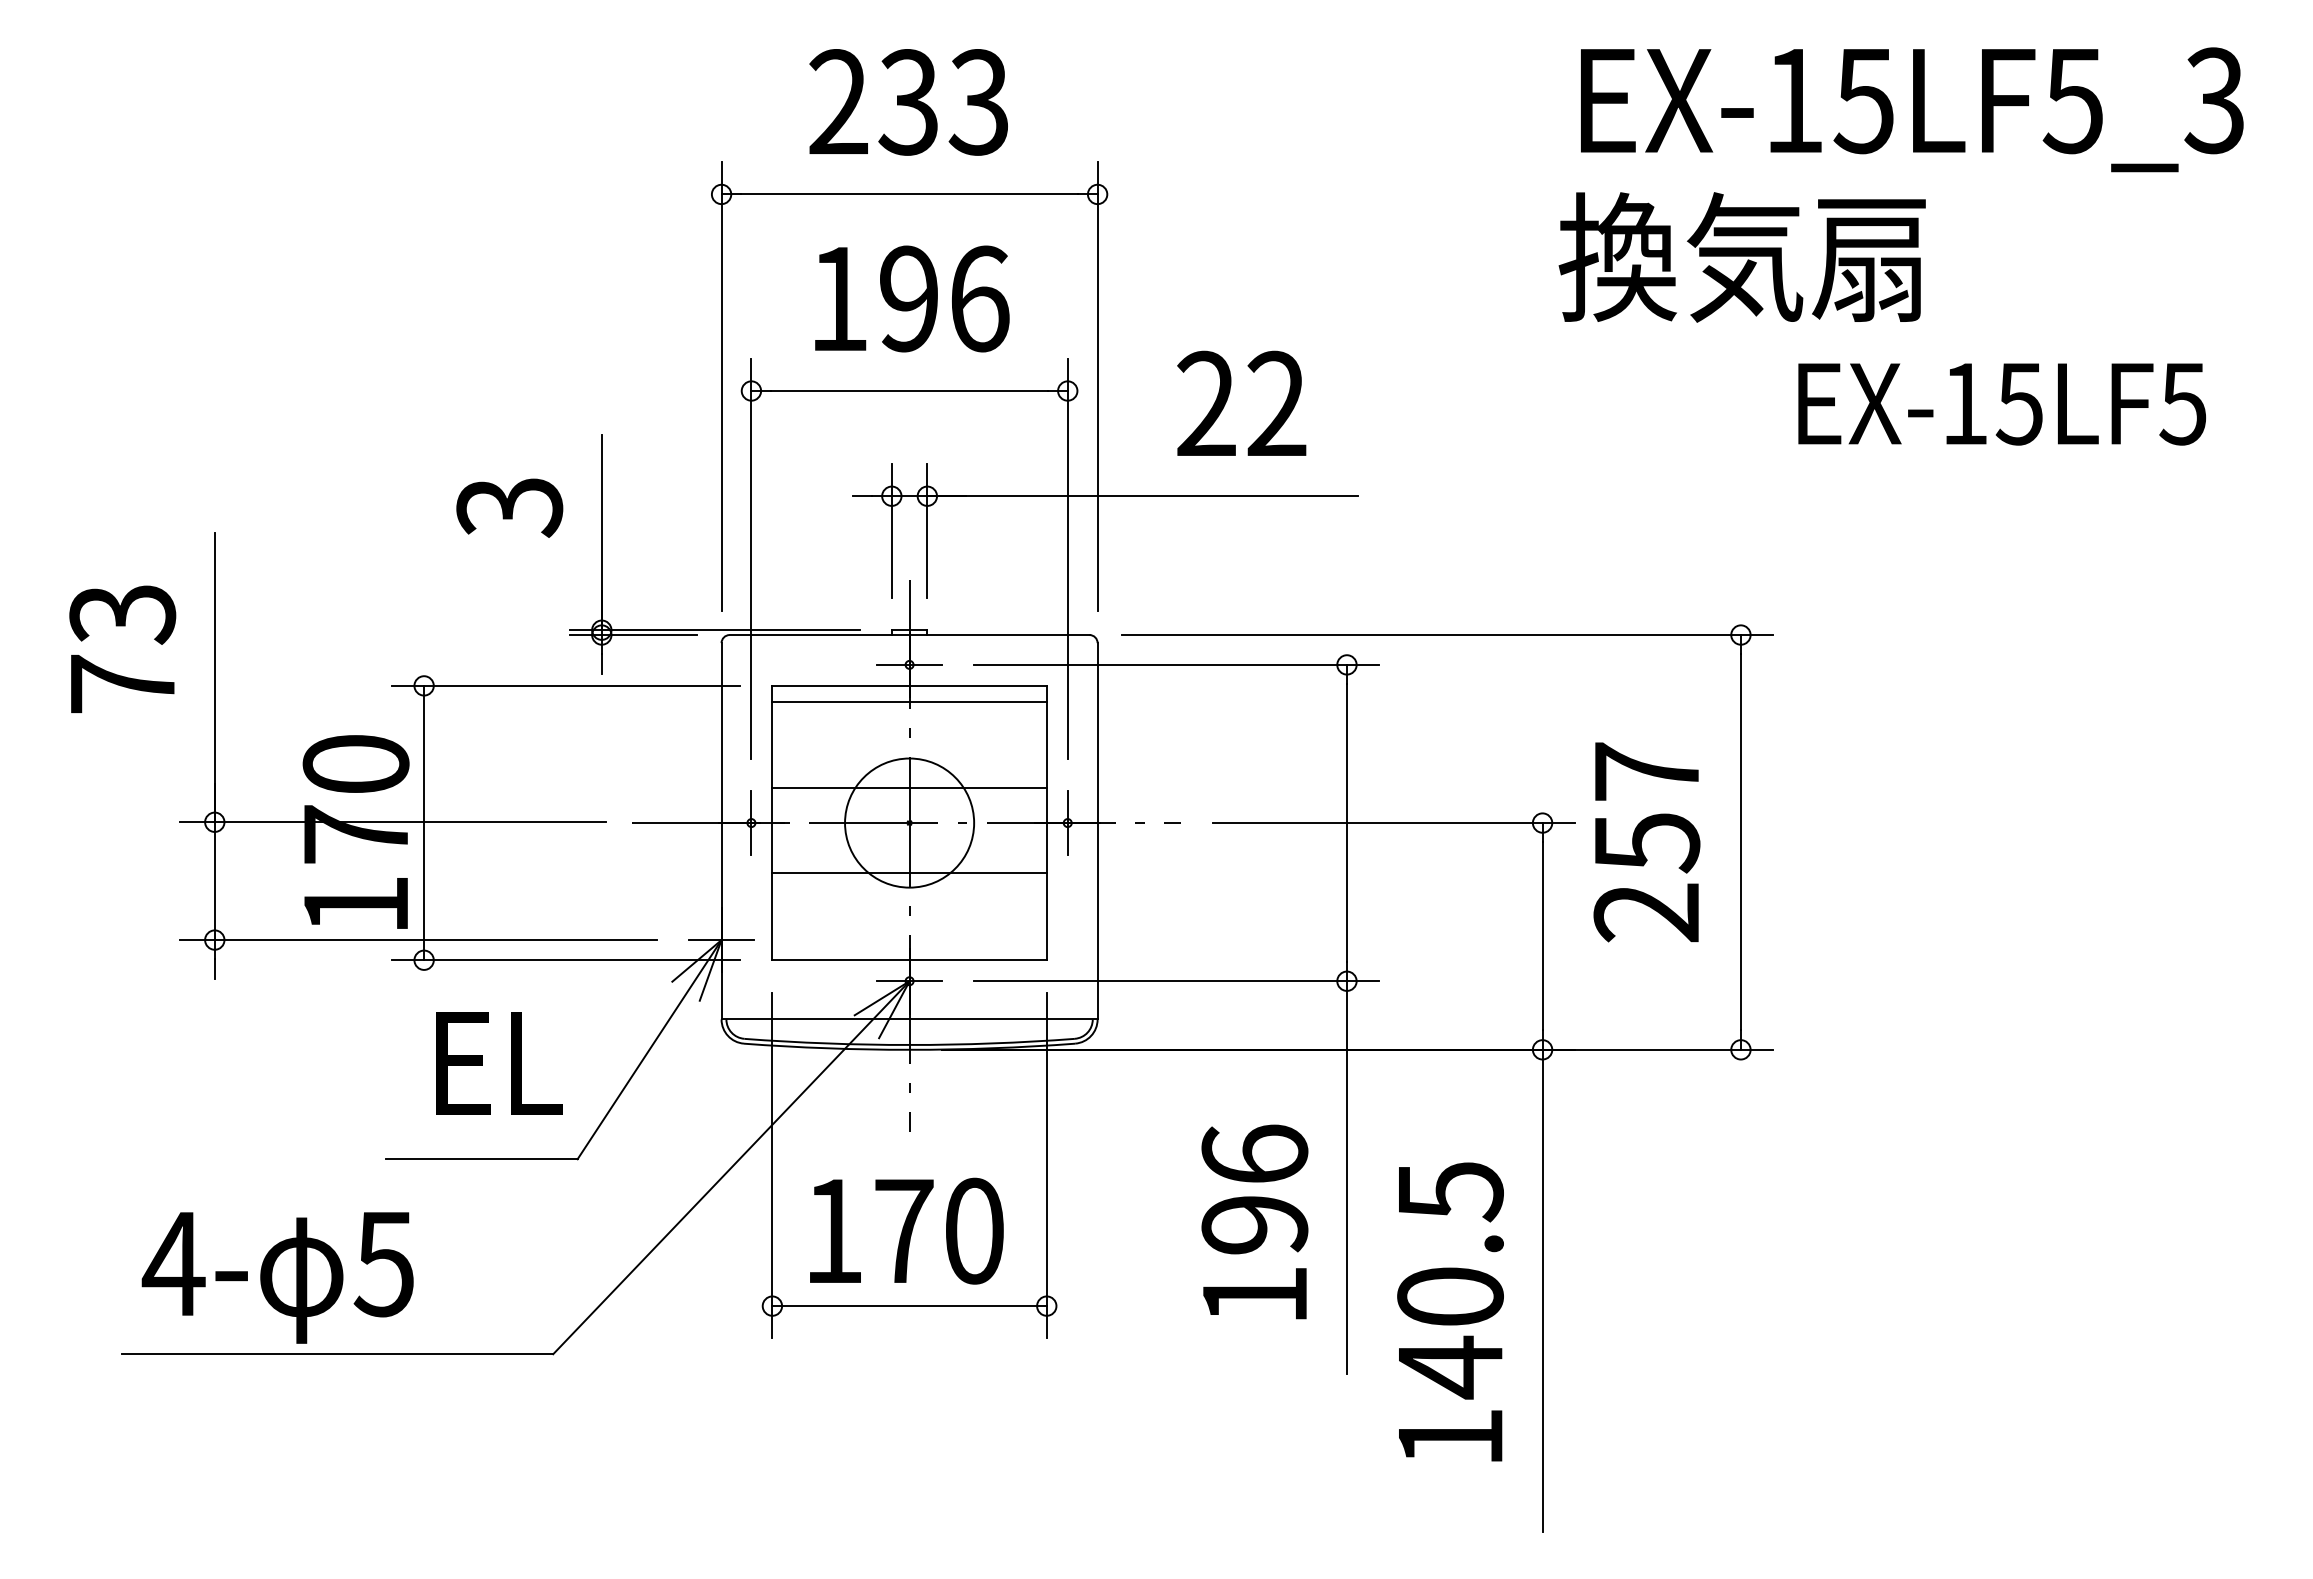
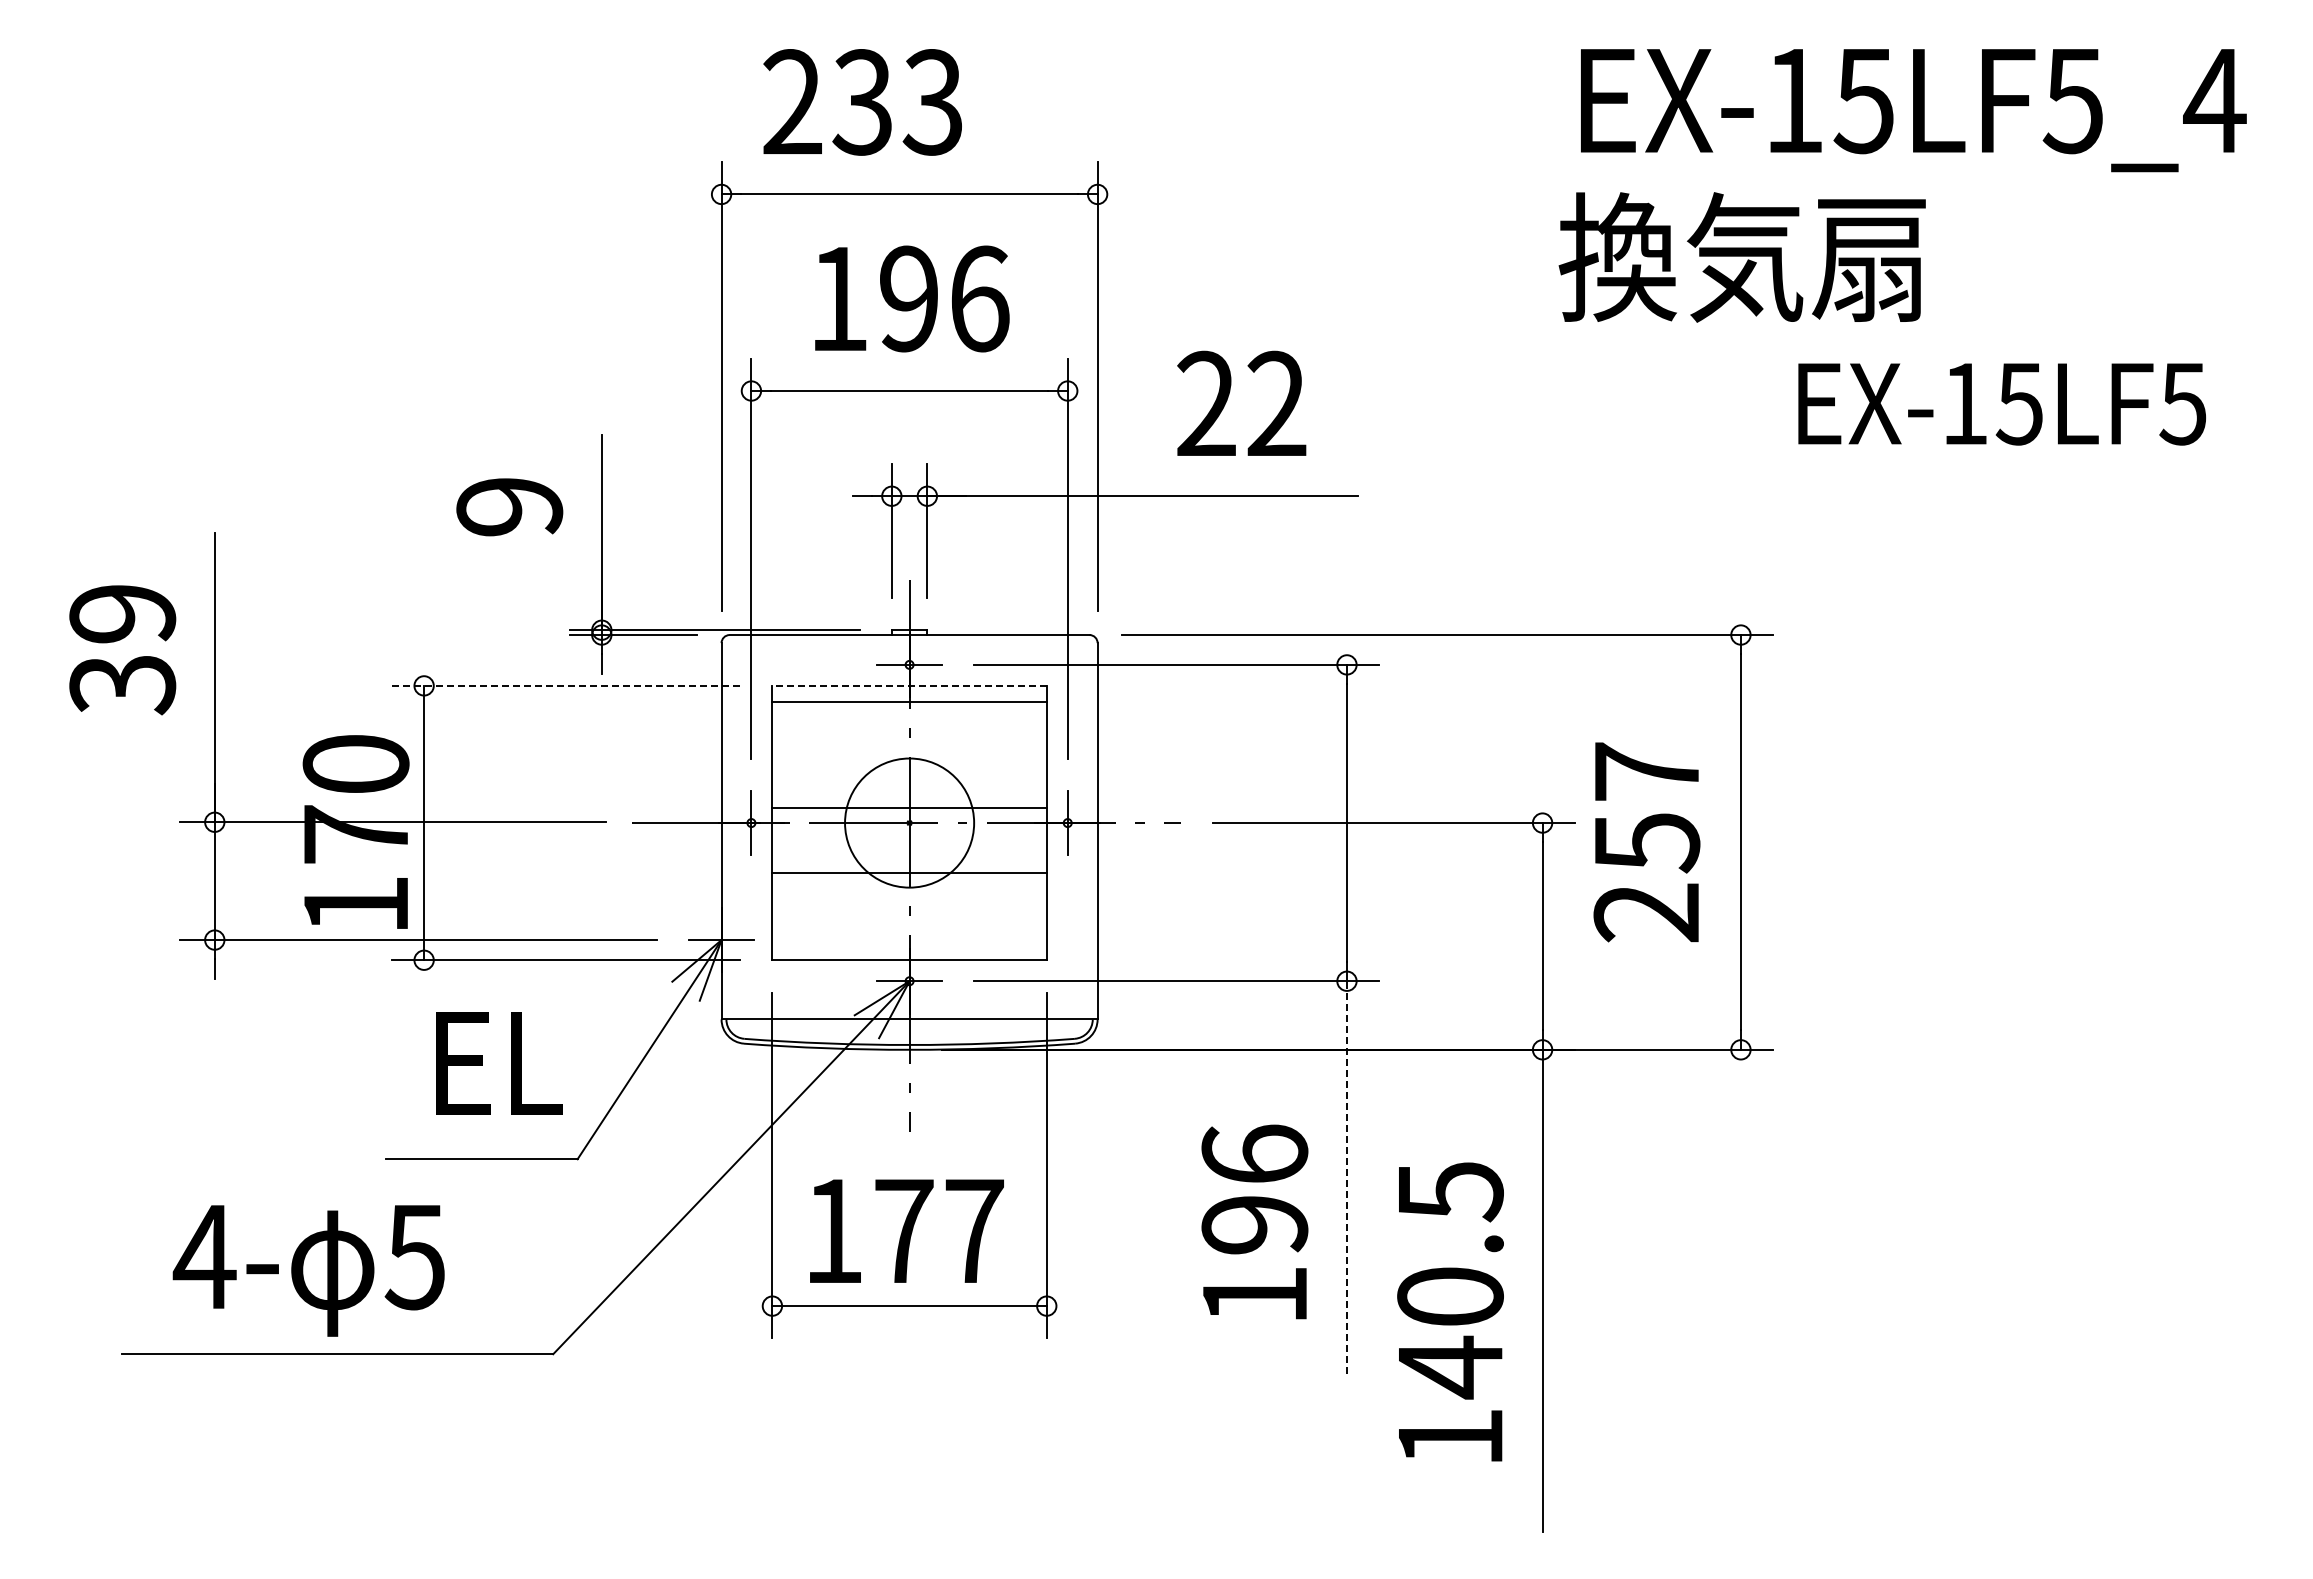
text: EX-15LF5_3 -> EX-15LF5_4 (2214, 100)
text position: (908, 102) -> (862, 102) (862, 102)
text: 3 -> 9 (509, 507)
text: 73 -> 39 (122, 650)
line: solid -> dashed (565, 685)
line: solid -> dashed (909, 685)
line position: (909, 787) -> (909, 807) (909, 807)
line: solid -> dashed (1346, 1176)
text: 170 -> 177 (974, 1230)
text position: (277, 1277) -> (308, 1270) (308, 1270)
